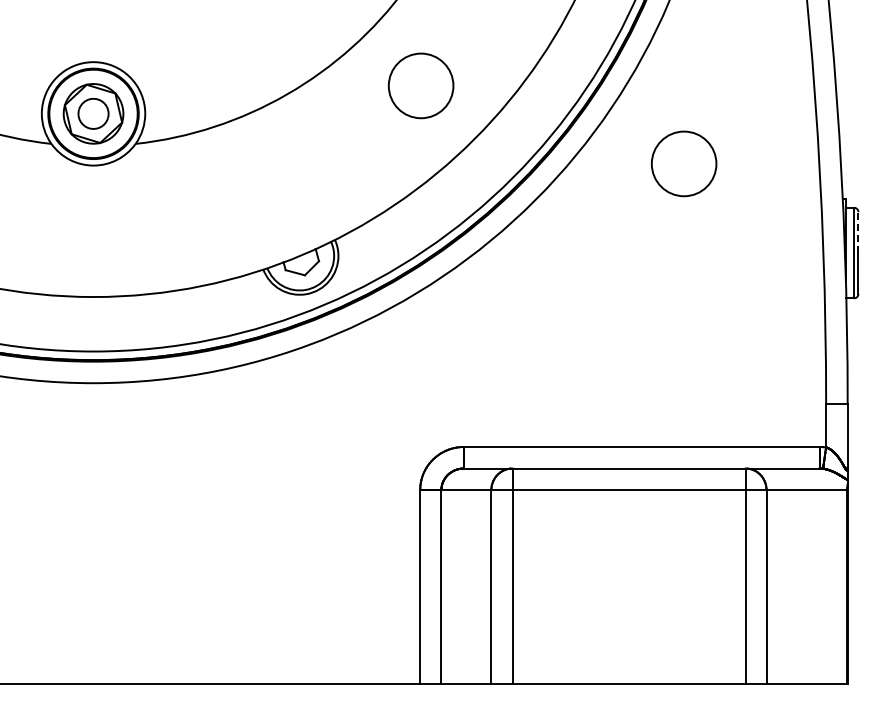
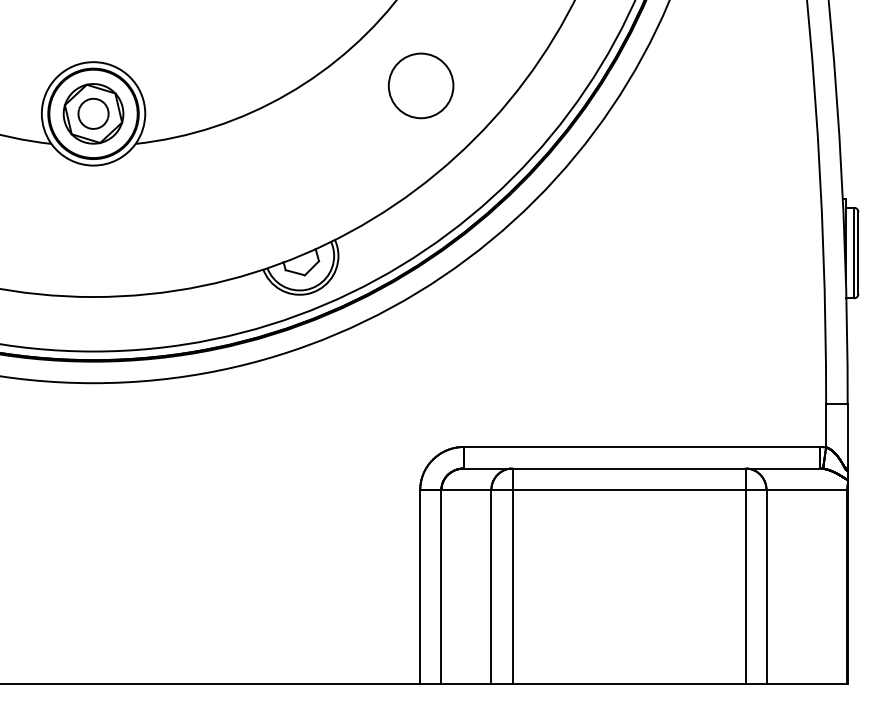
part: present -> none (683, 163)
line: dashed -> solid (858, 232)
